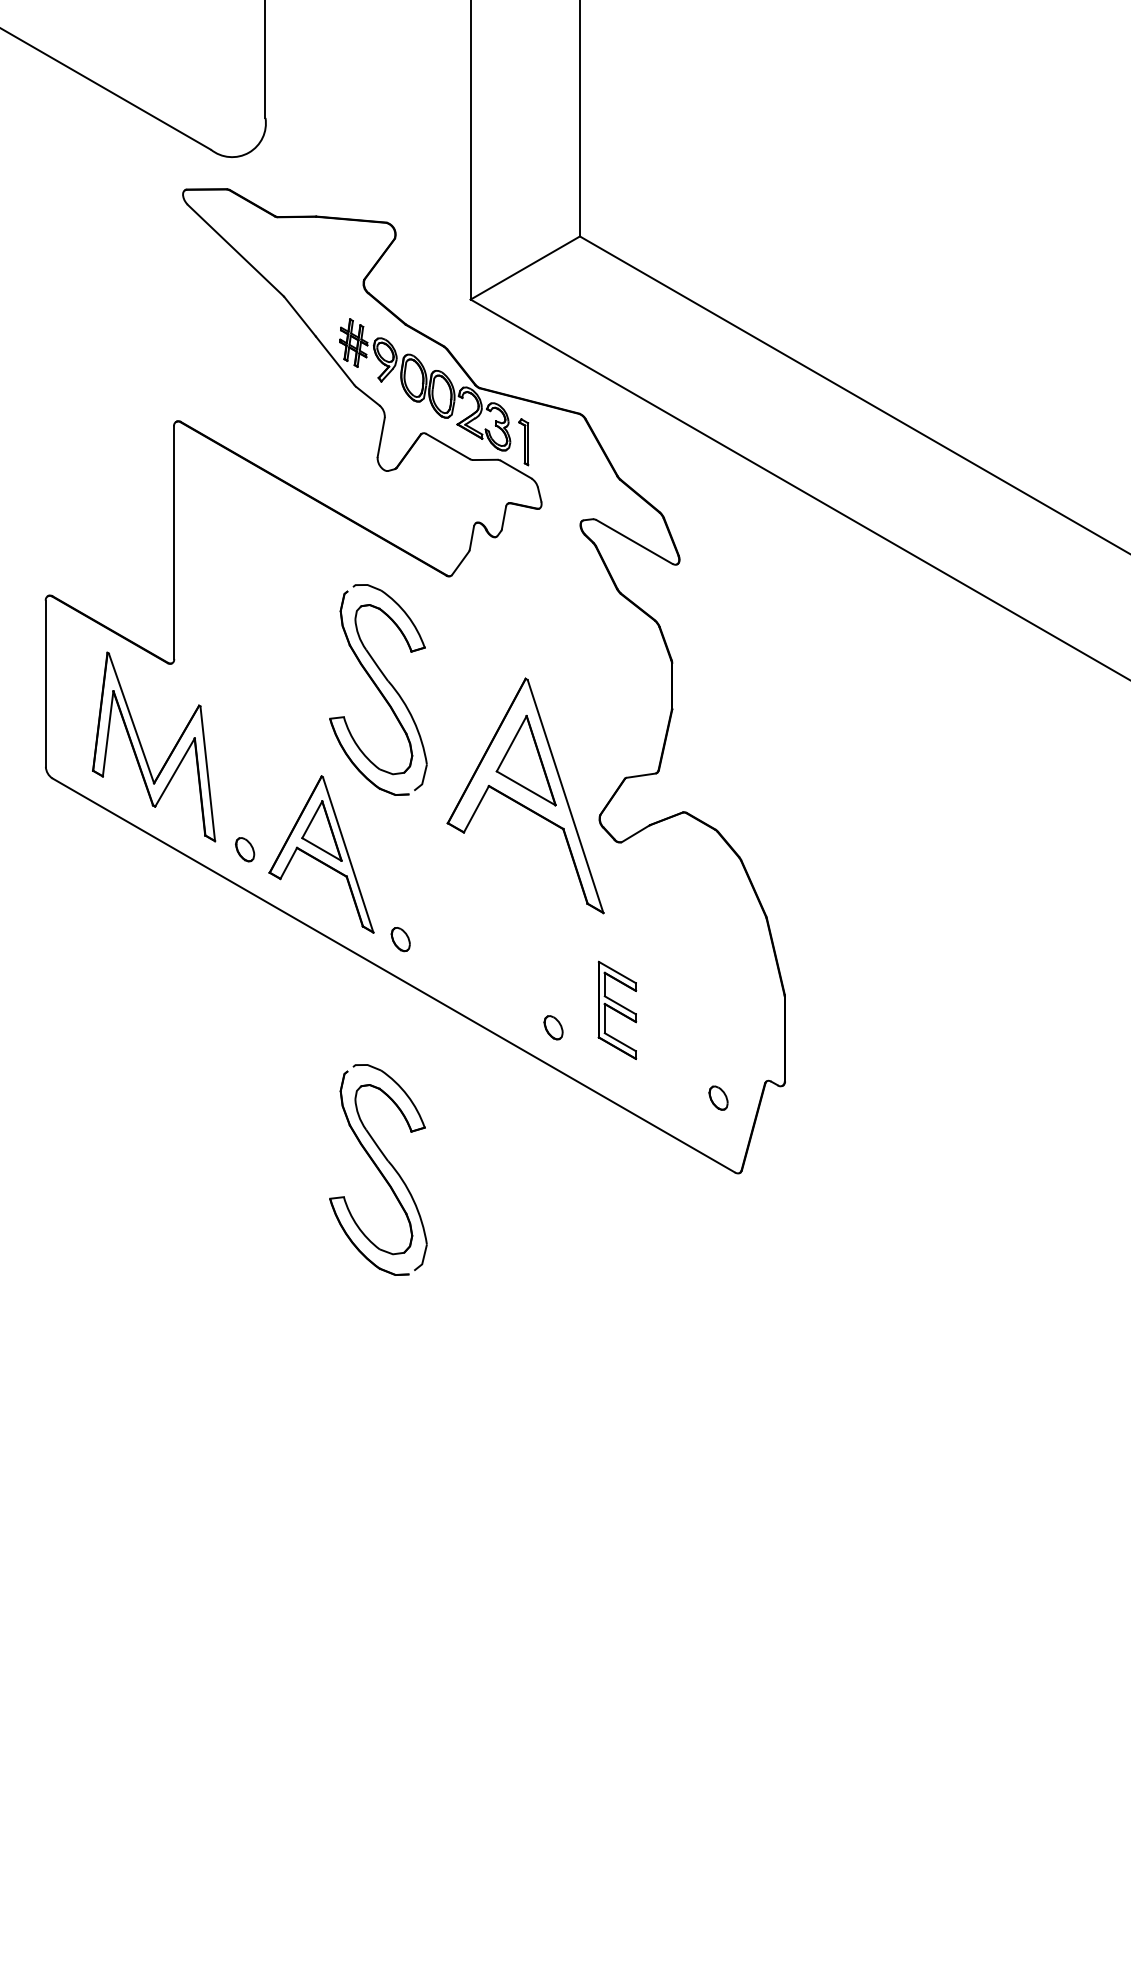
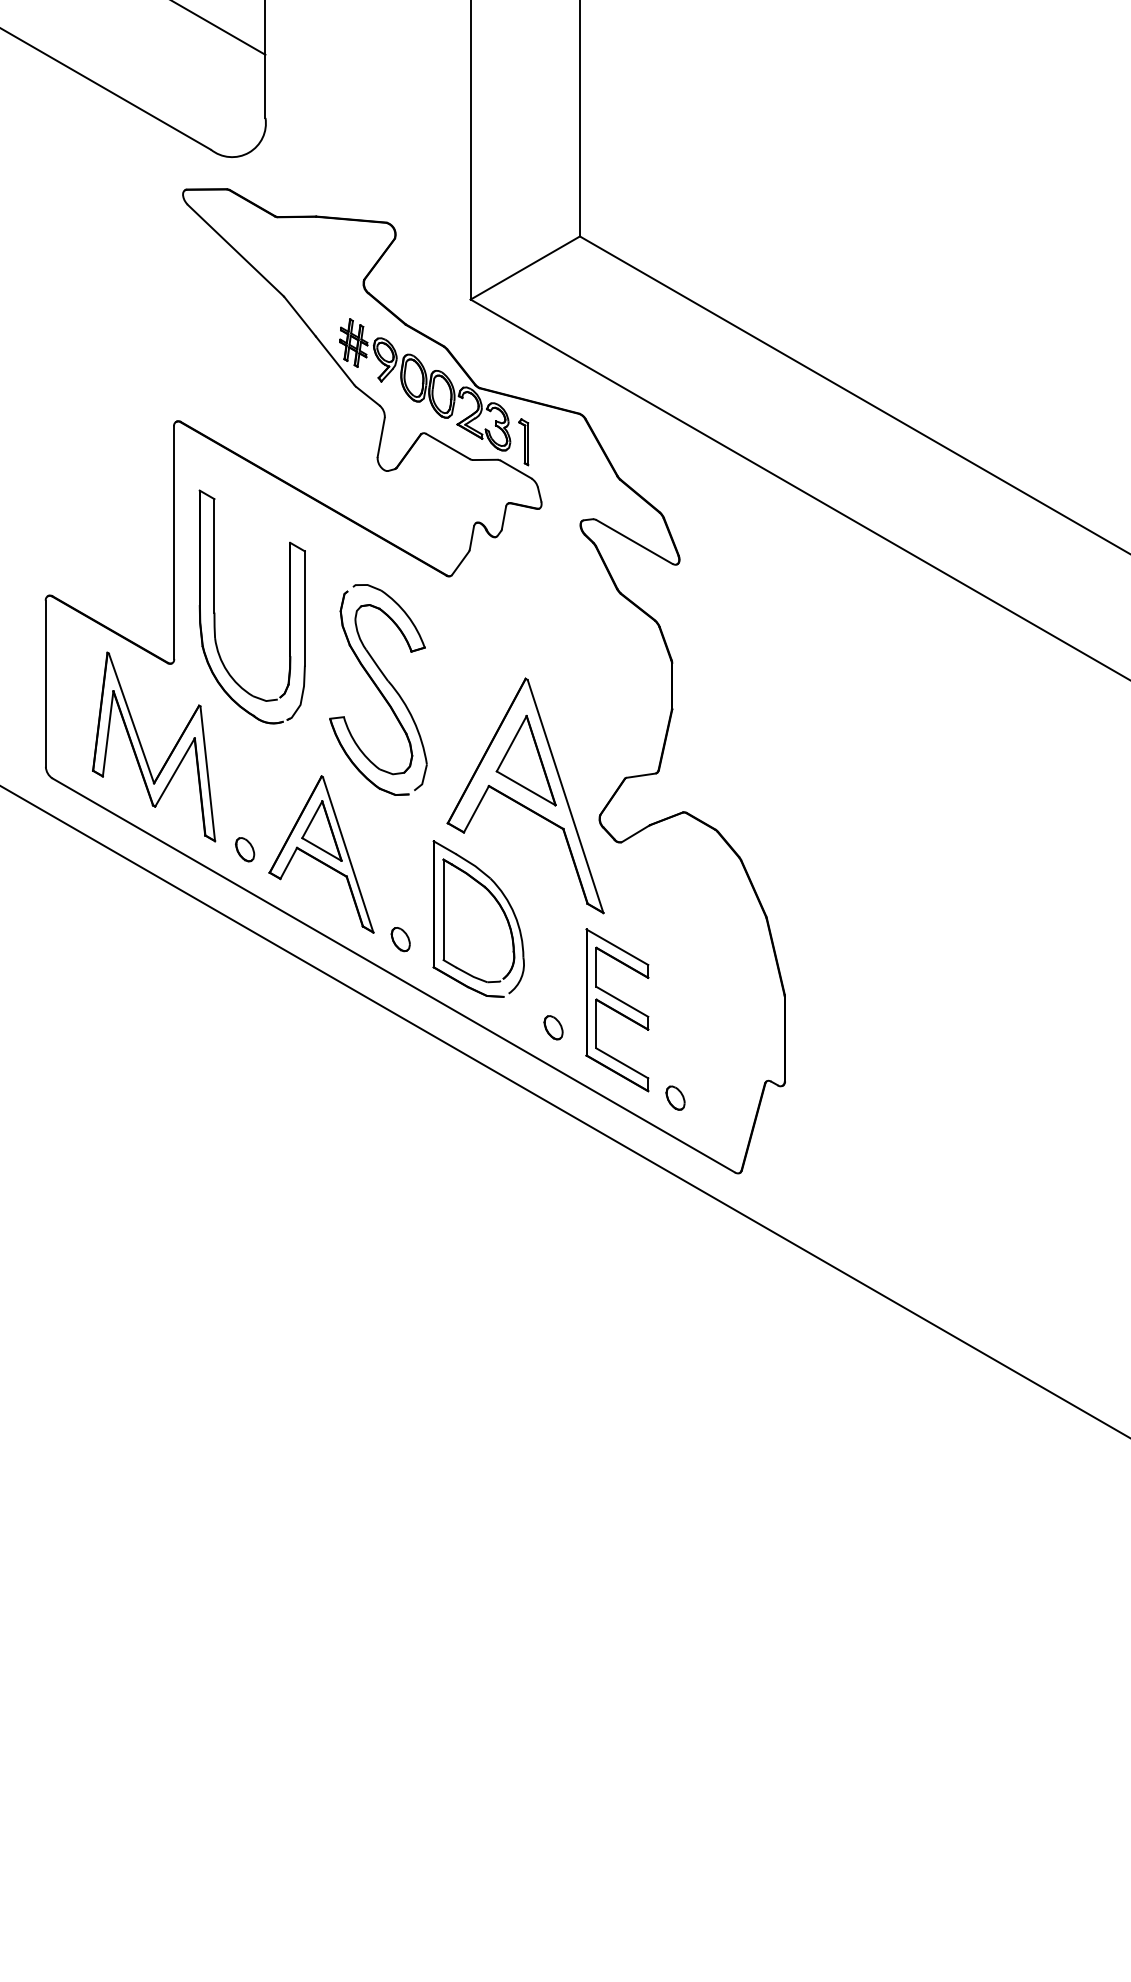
line: none -> present (219, 28)
part: none -> present (215, 612)
part: none -> present (496, 902)
part size: 41x100 px -> 65x165 px (617, 1010)
part position: (718, 1097) -> (675, 1097) (675, 1097)
line: none -> present (564, 1111)
part: present -> none (378, 1169)
